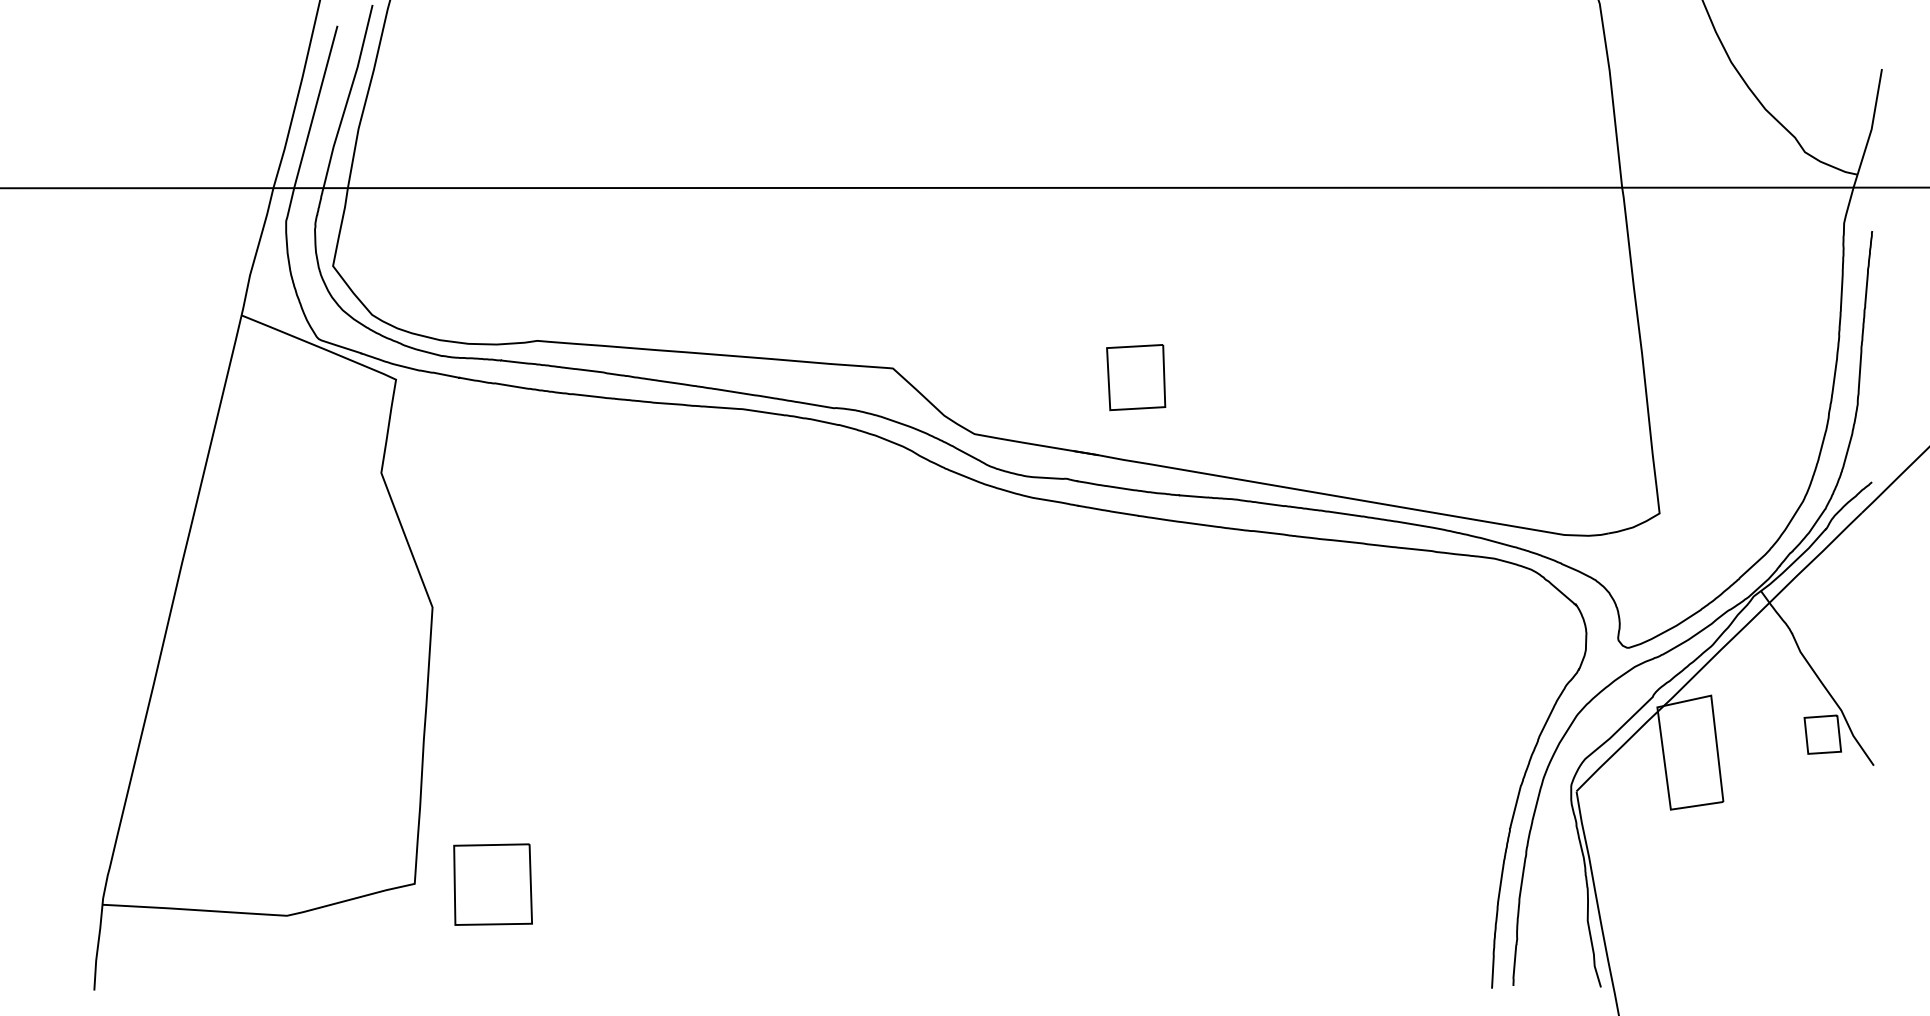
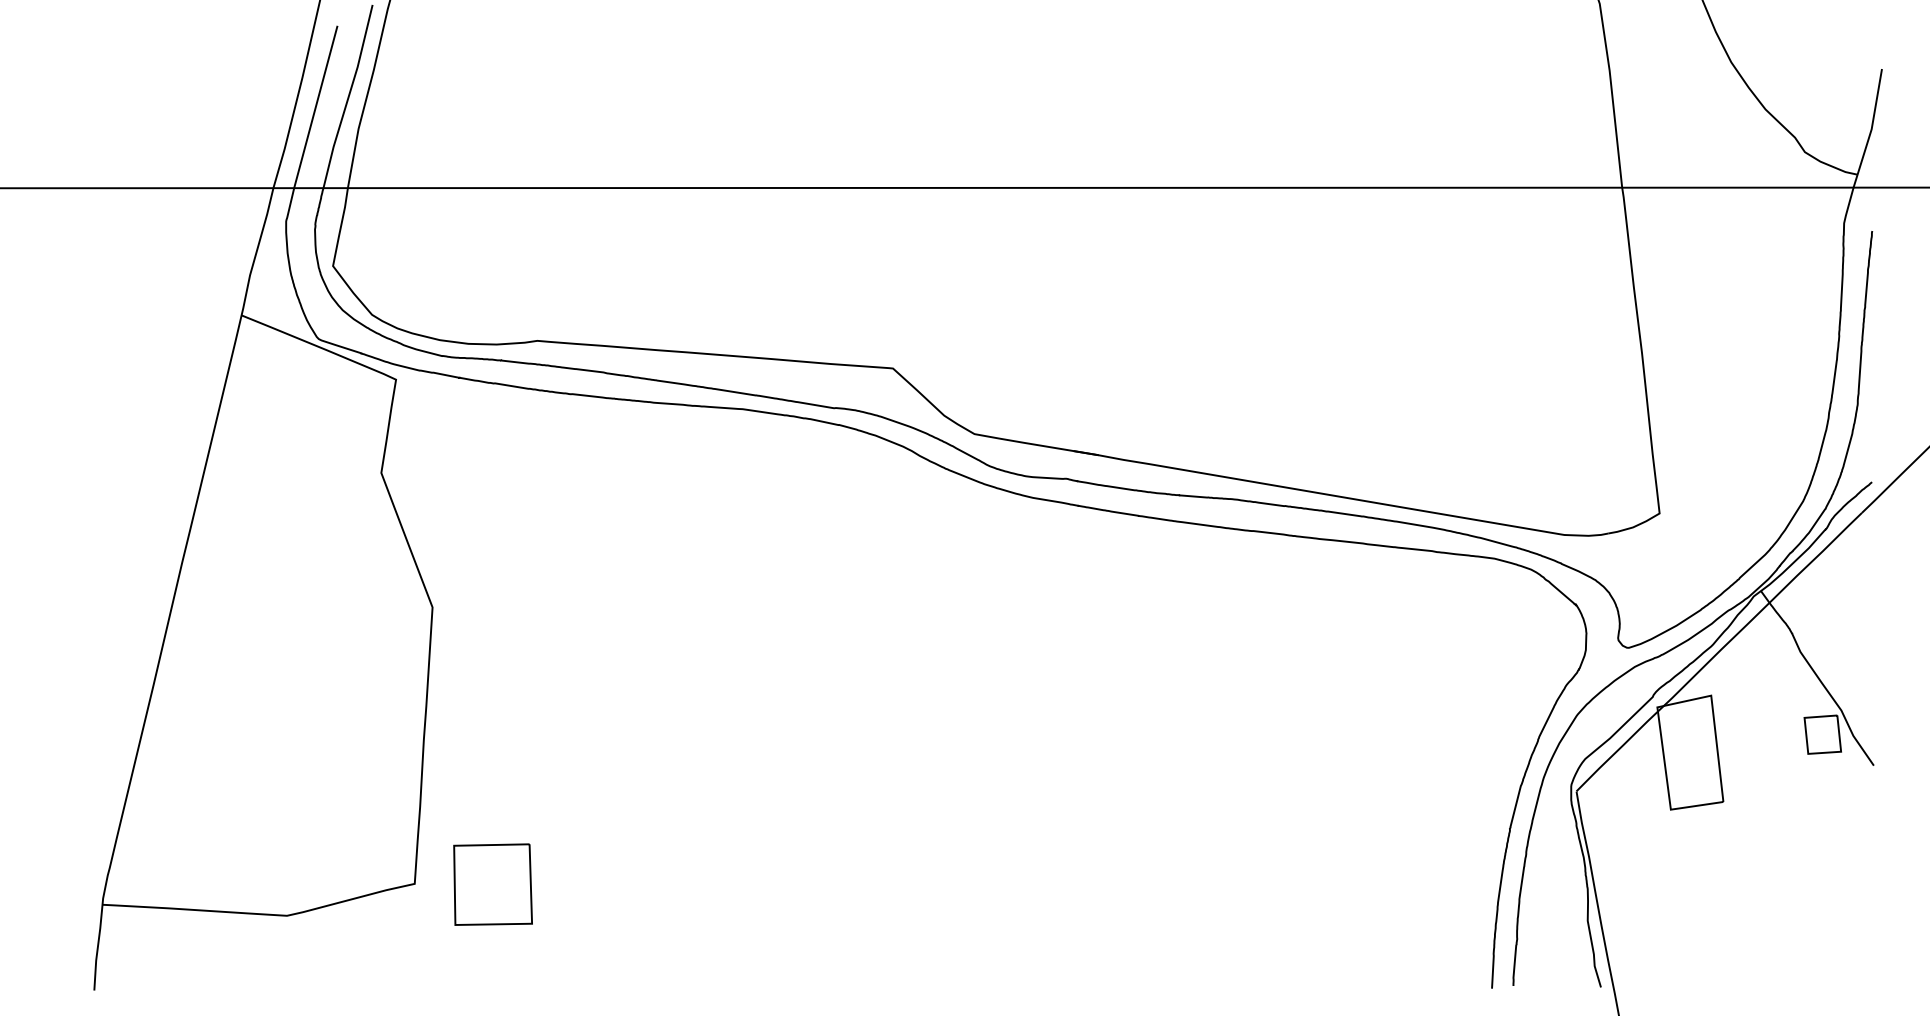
part: present -> none (1136, 377)
